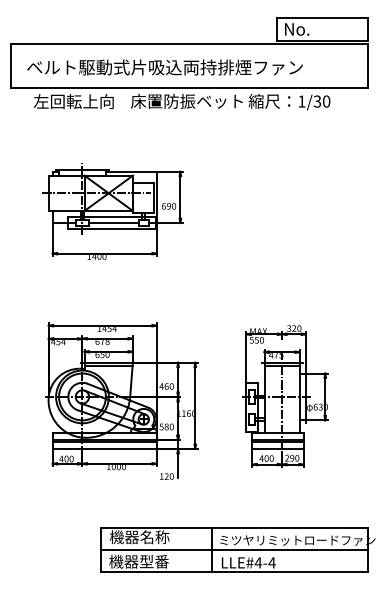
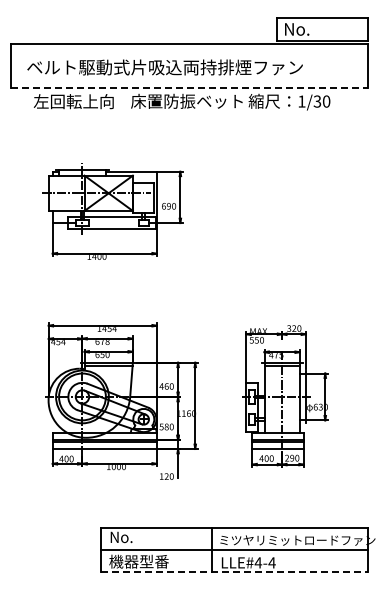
line: solid -> dashed (190, 88)
line: present -> none (113, 223)
text: 機器名称 -> No. (139, 537)
line: solid -> dashed (234, 572)
